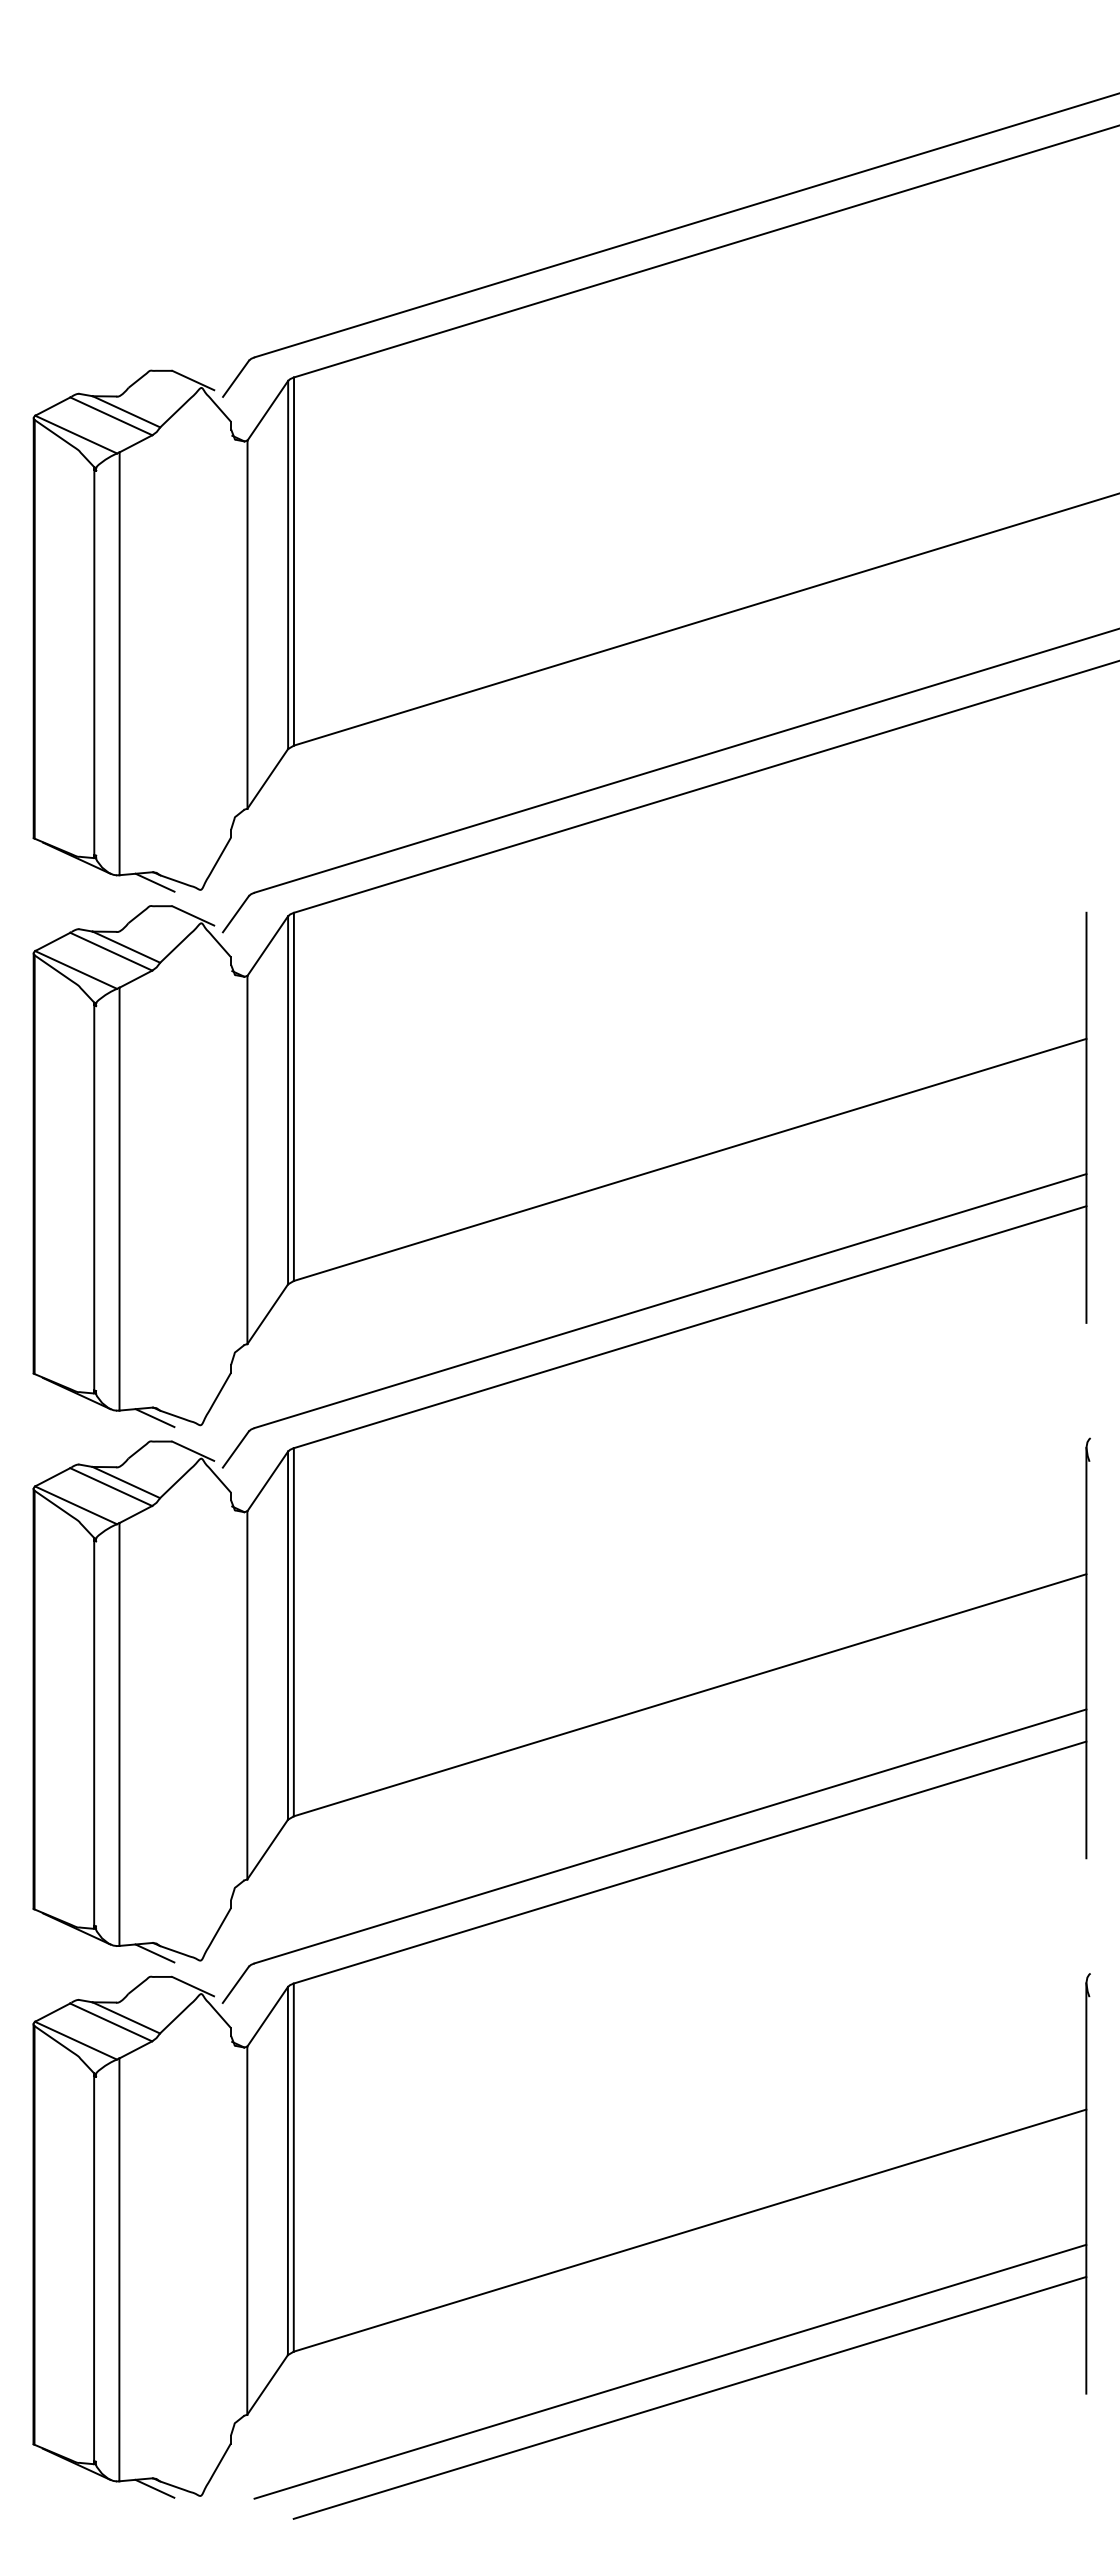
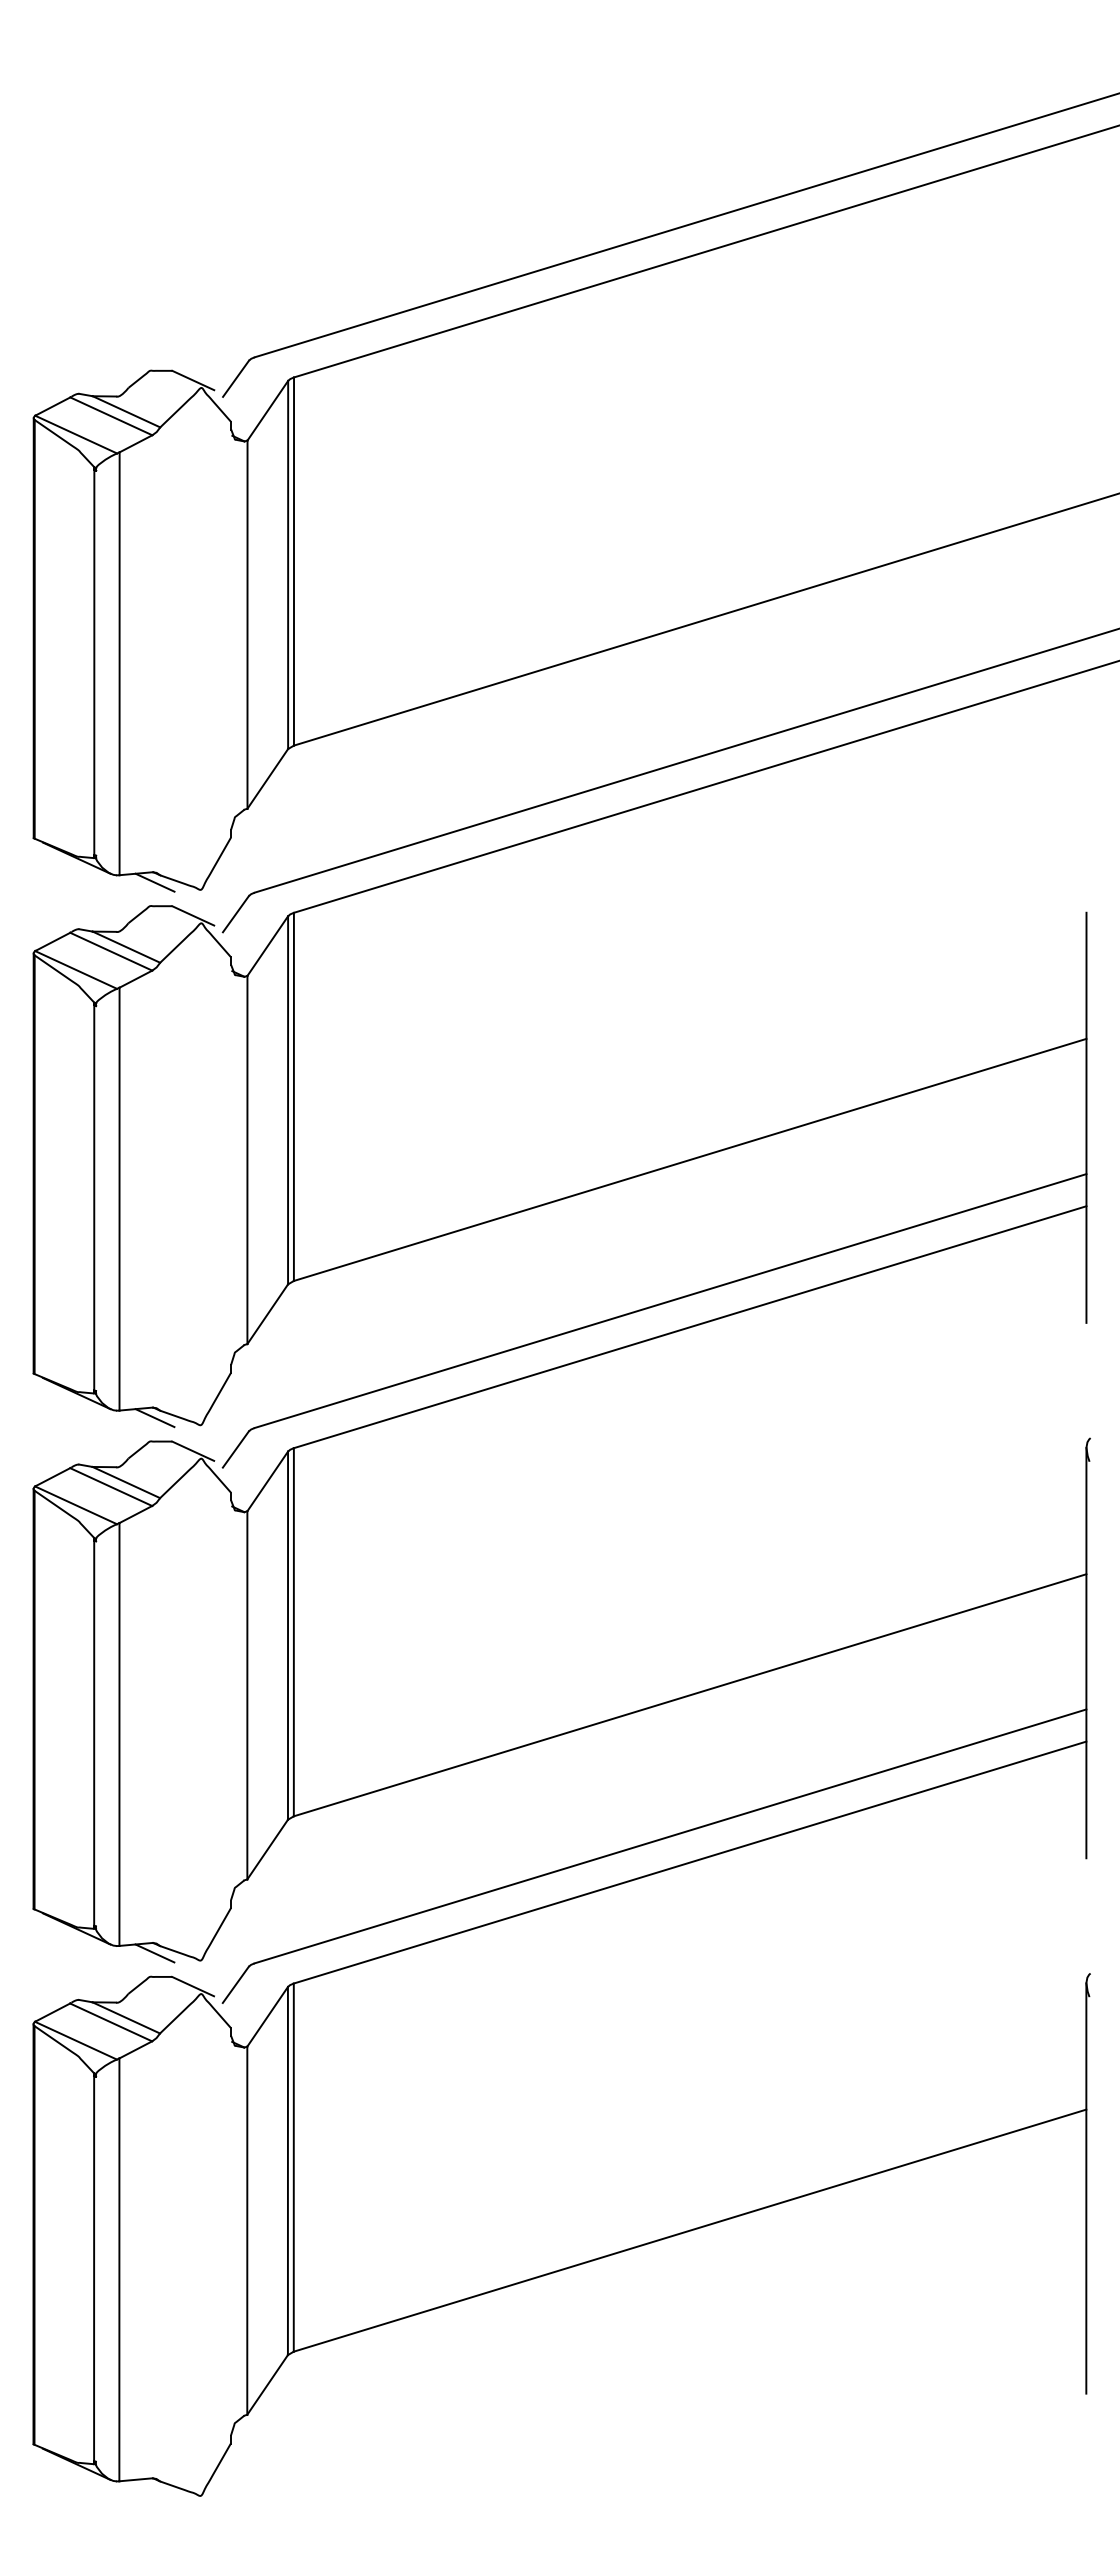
line: present -> none (670, 2371)
line: present -> none (689, 2397)
line: present -> none (154, 2488)
